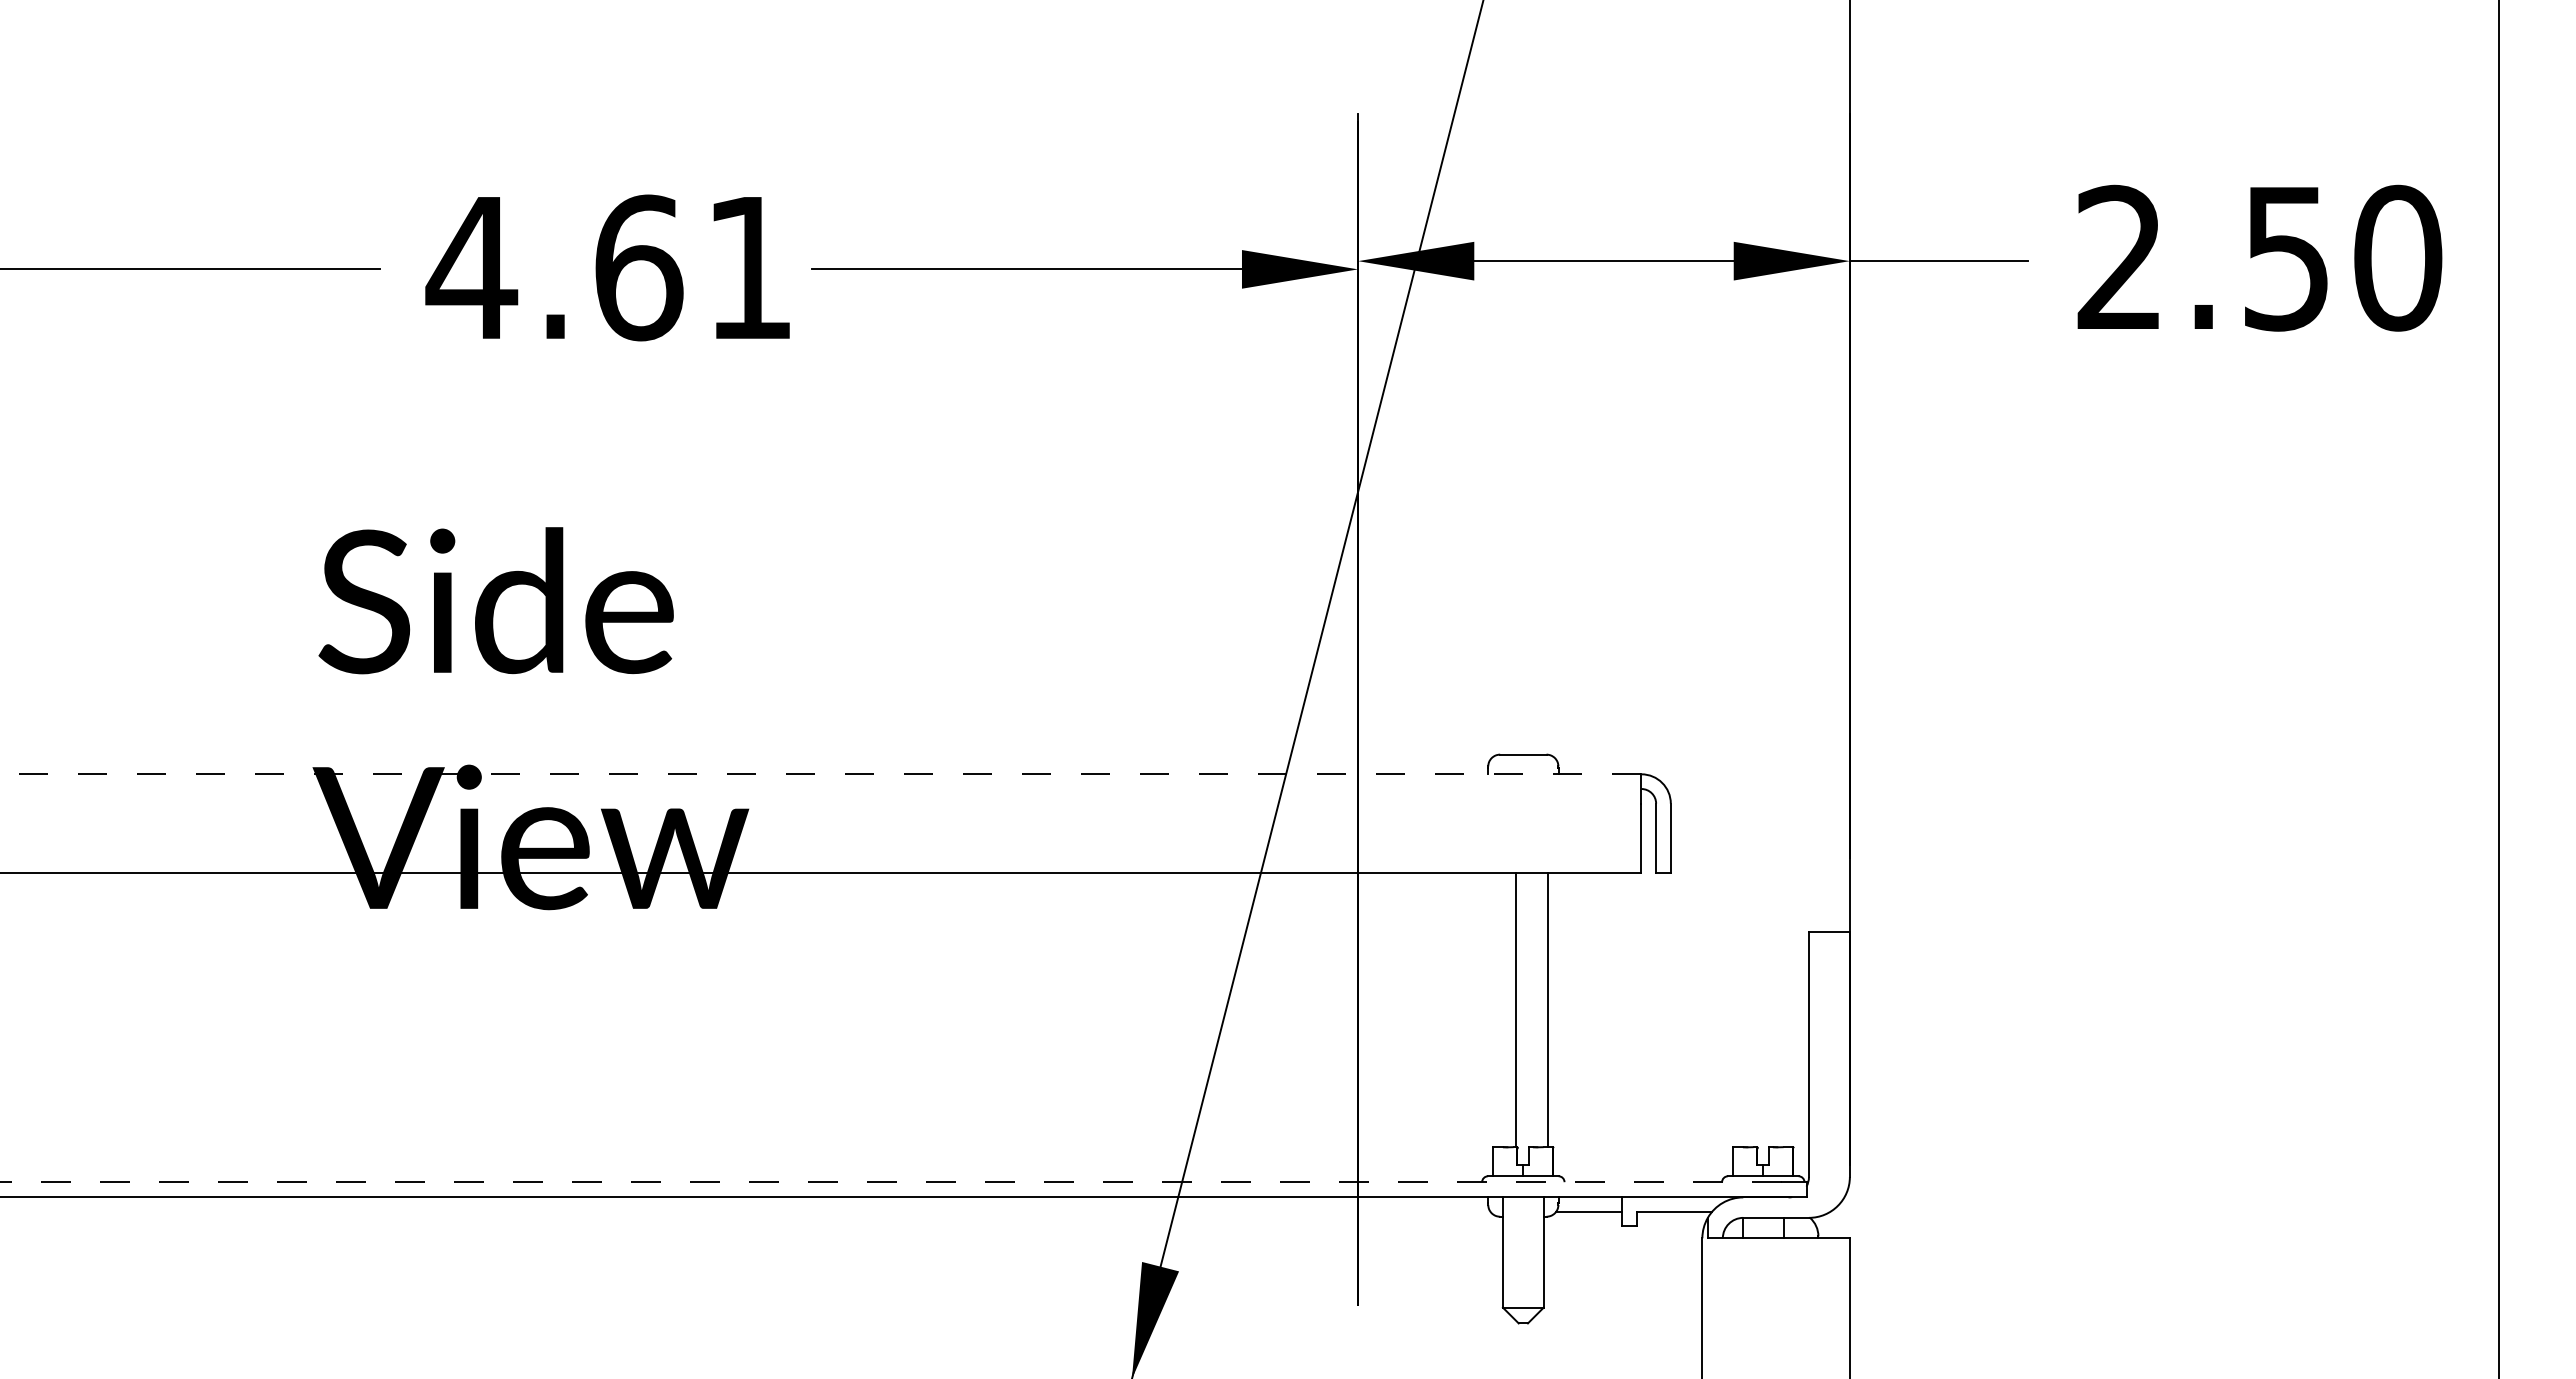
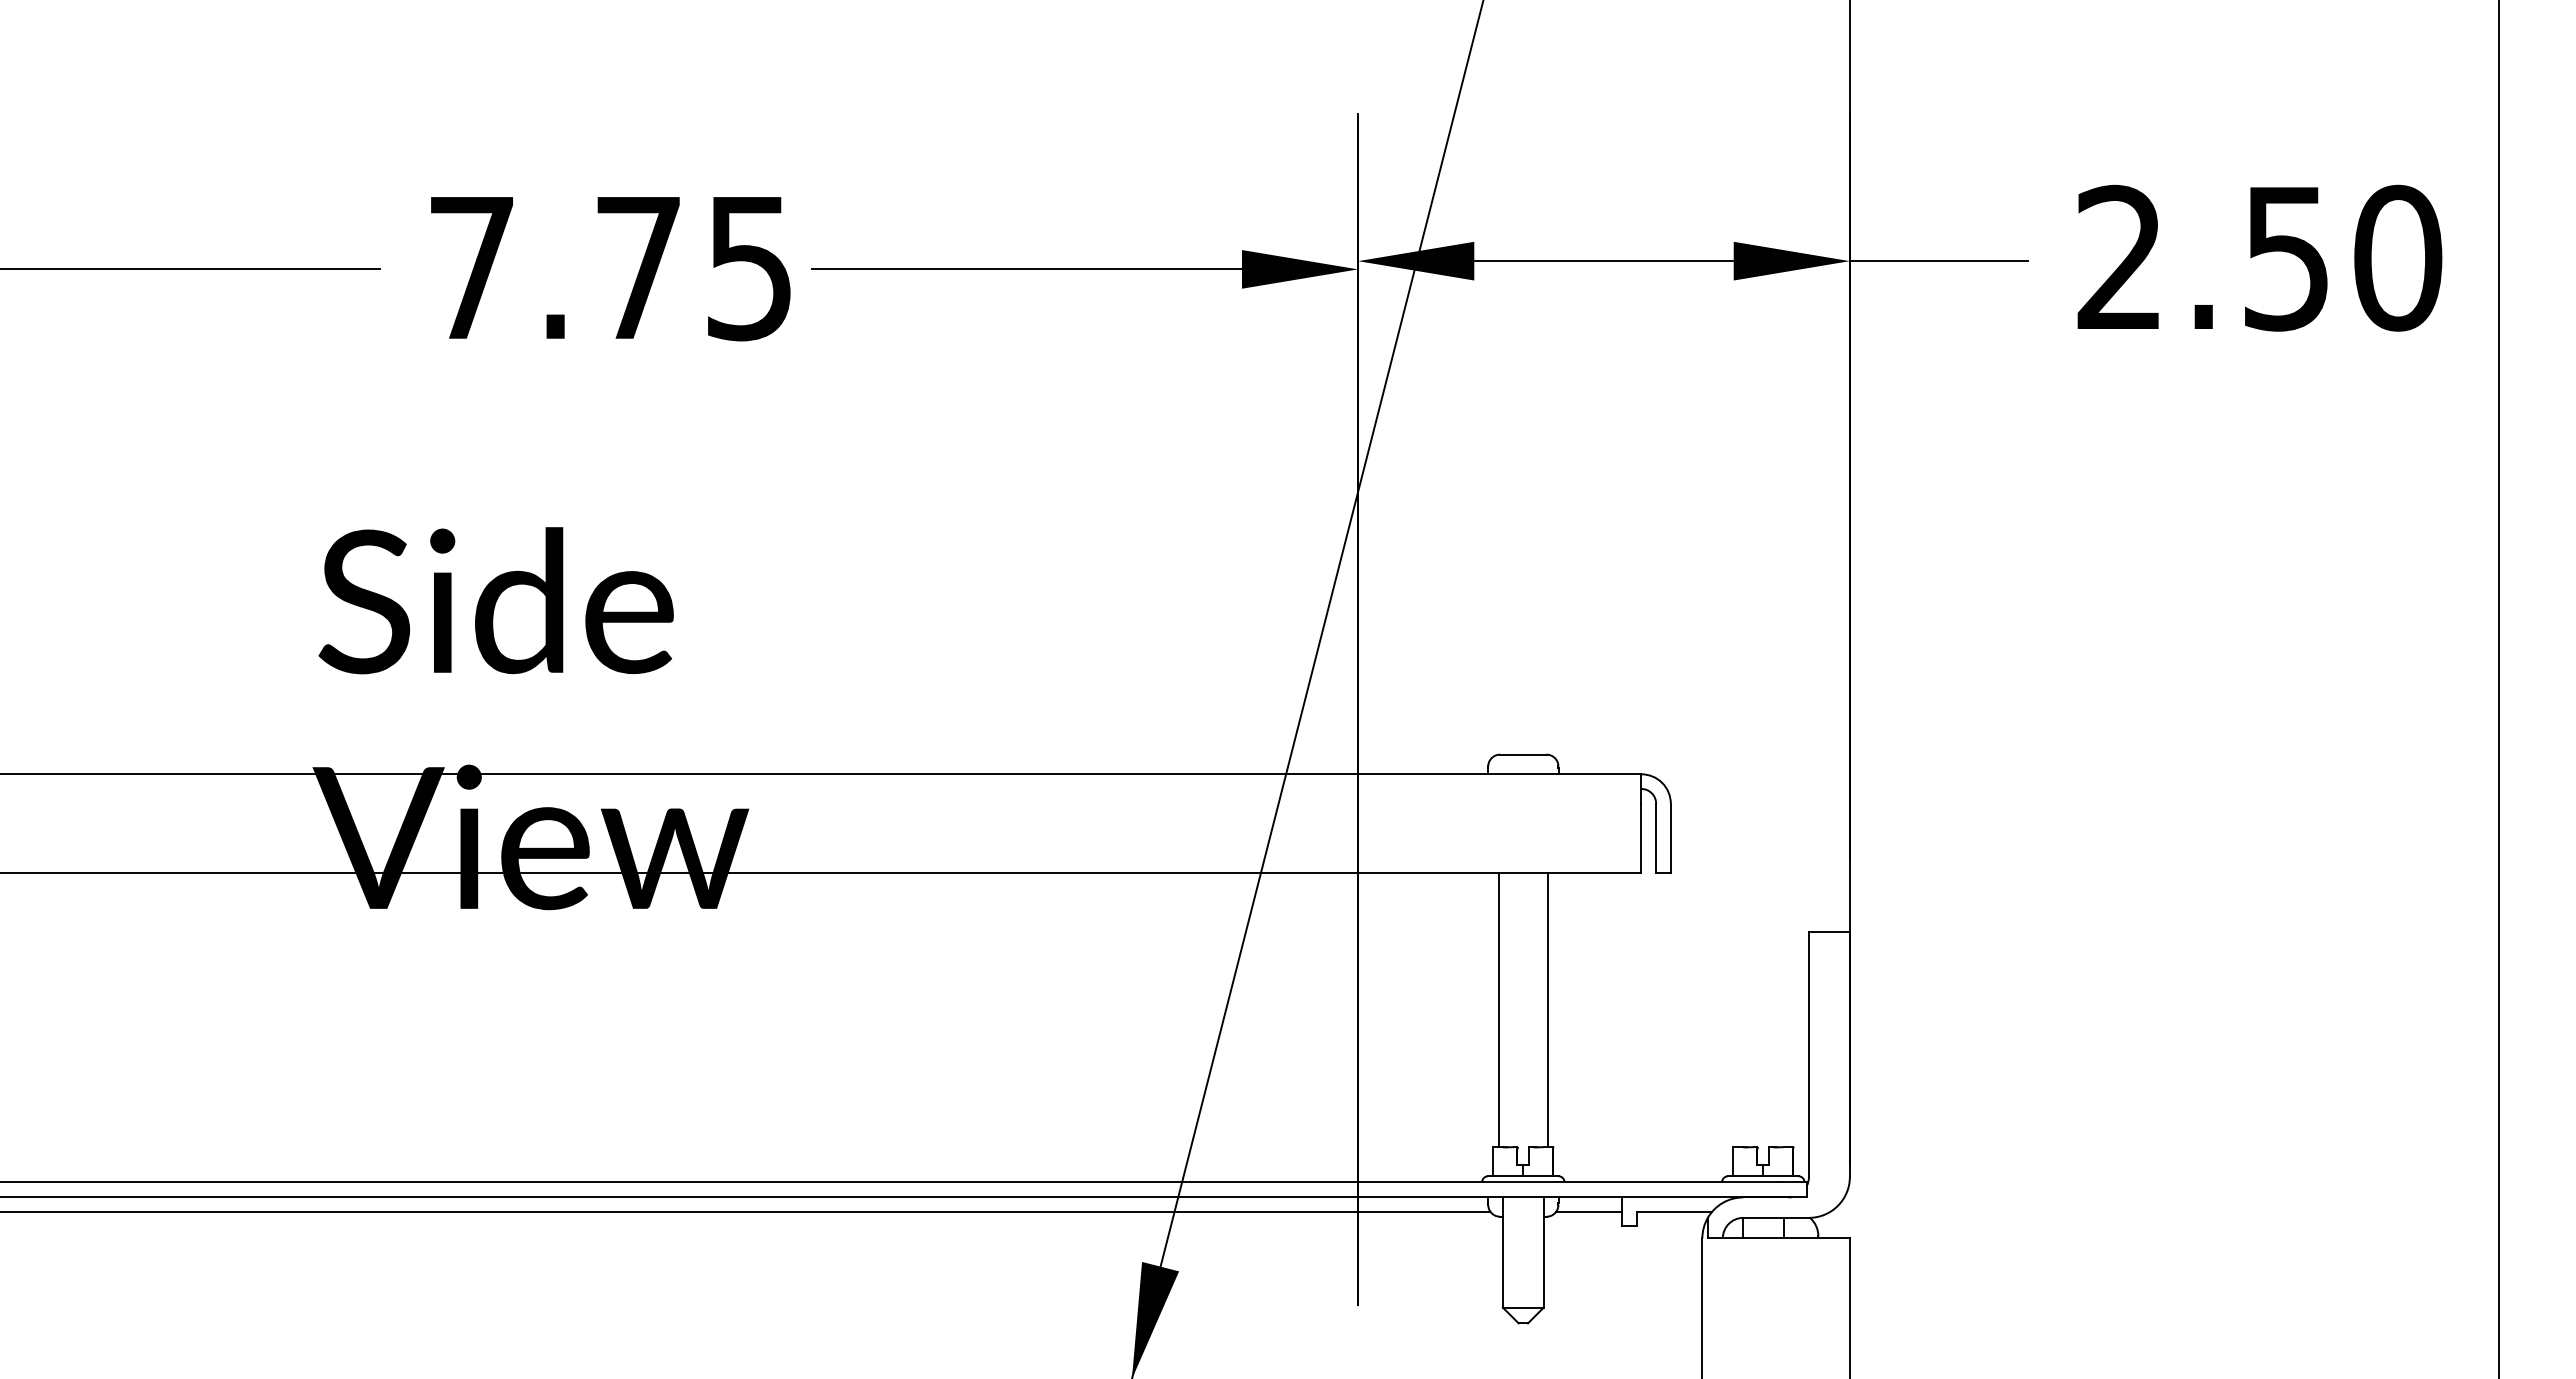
text: 4.61 -> 7.75 (607, 267)
line: dashed -> solid (820, 774)
line position: (1515, 1009) -> (1498, 1009) (1498, 1009)
line: dashed -> solid (891, 1182)
line: none -> present (746, 1211)
